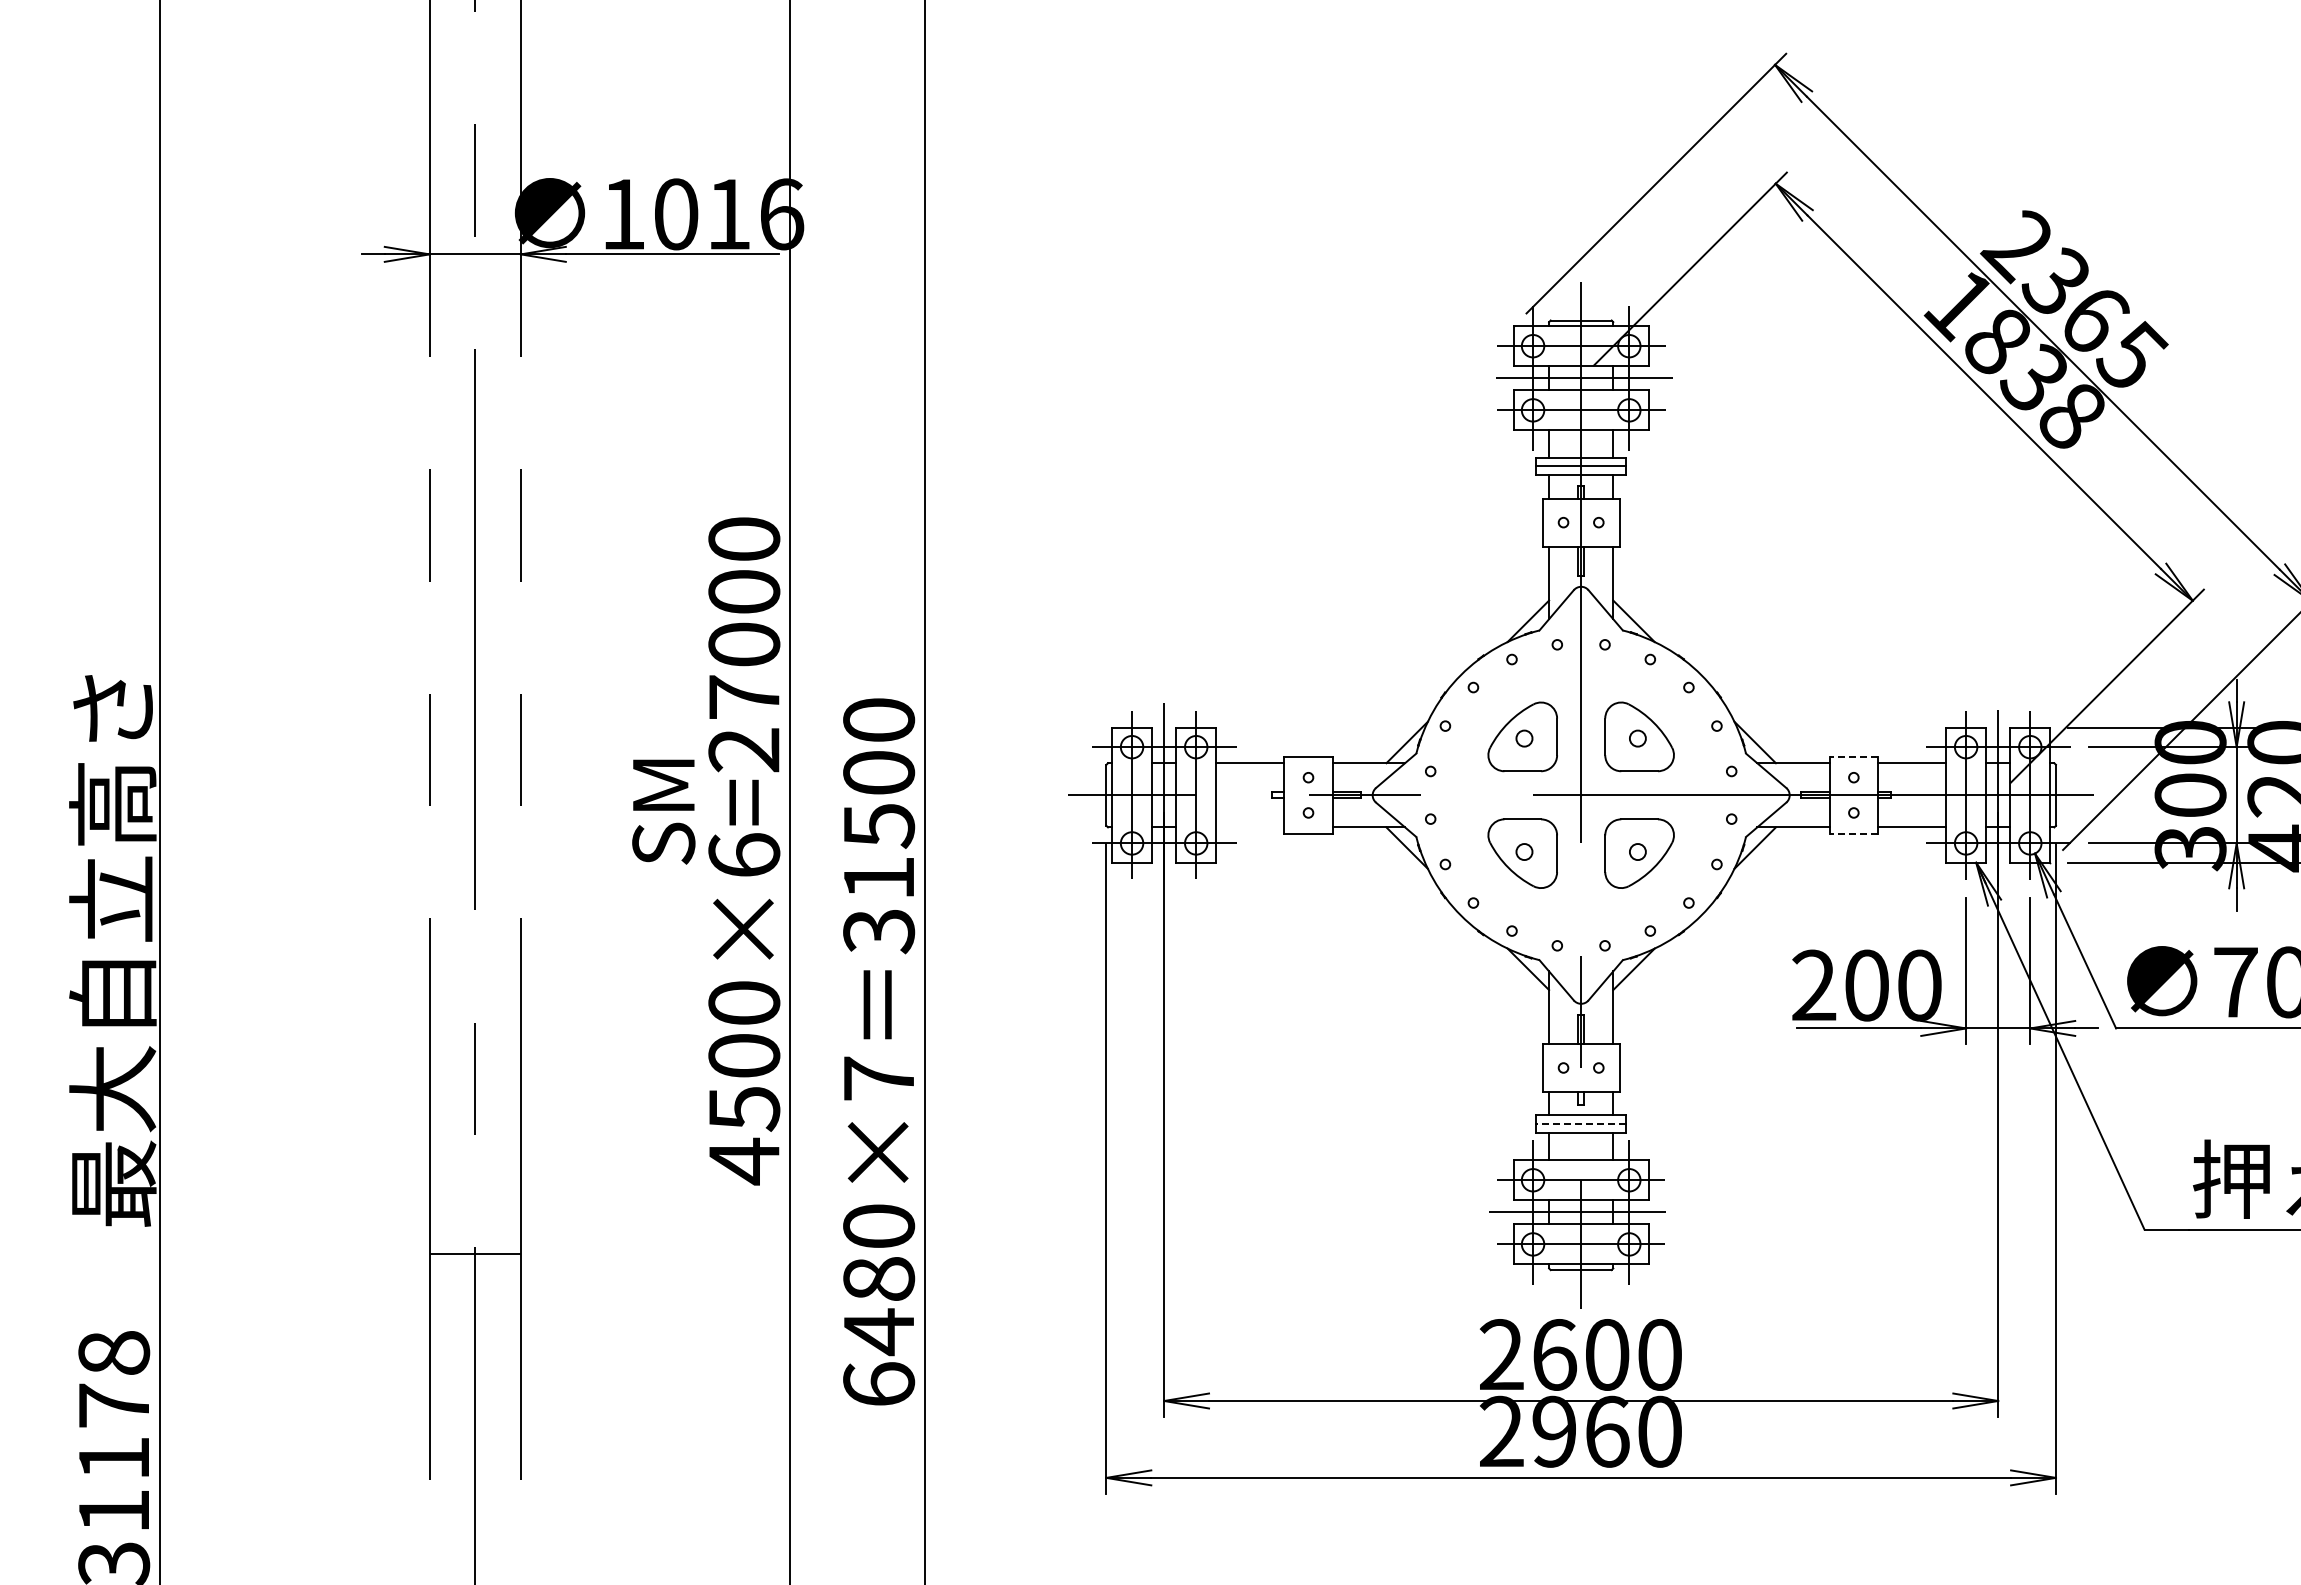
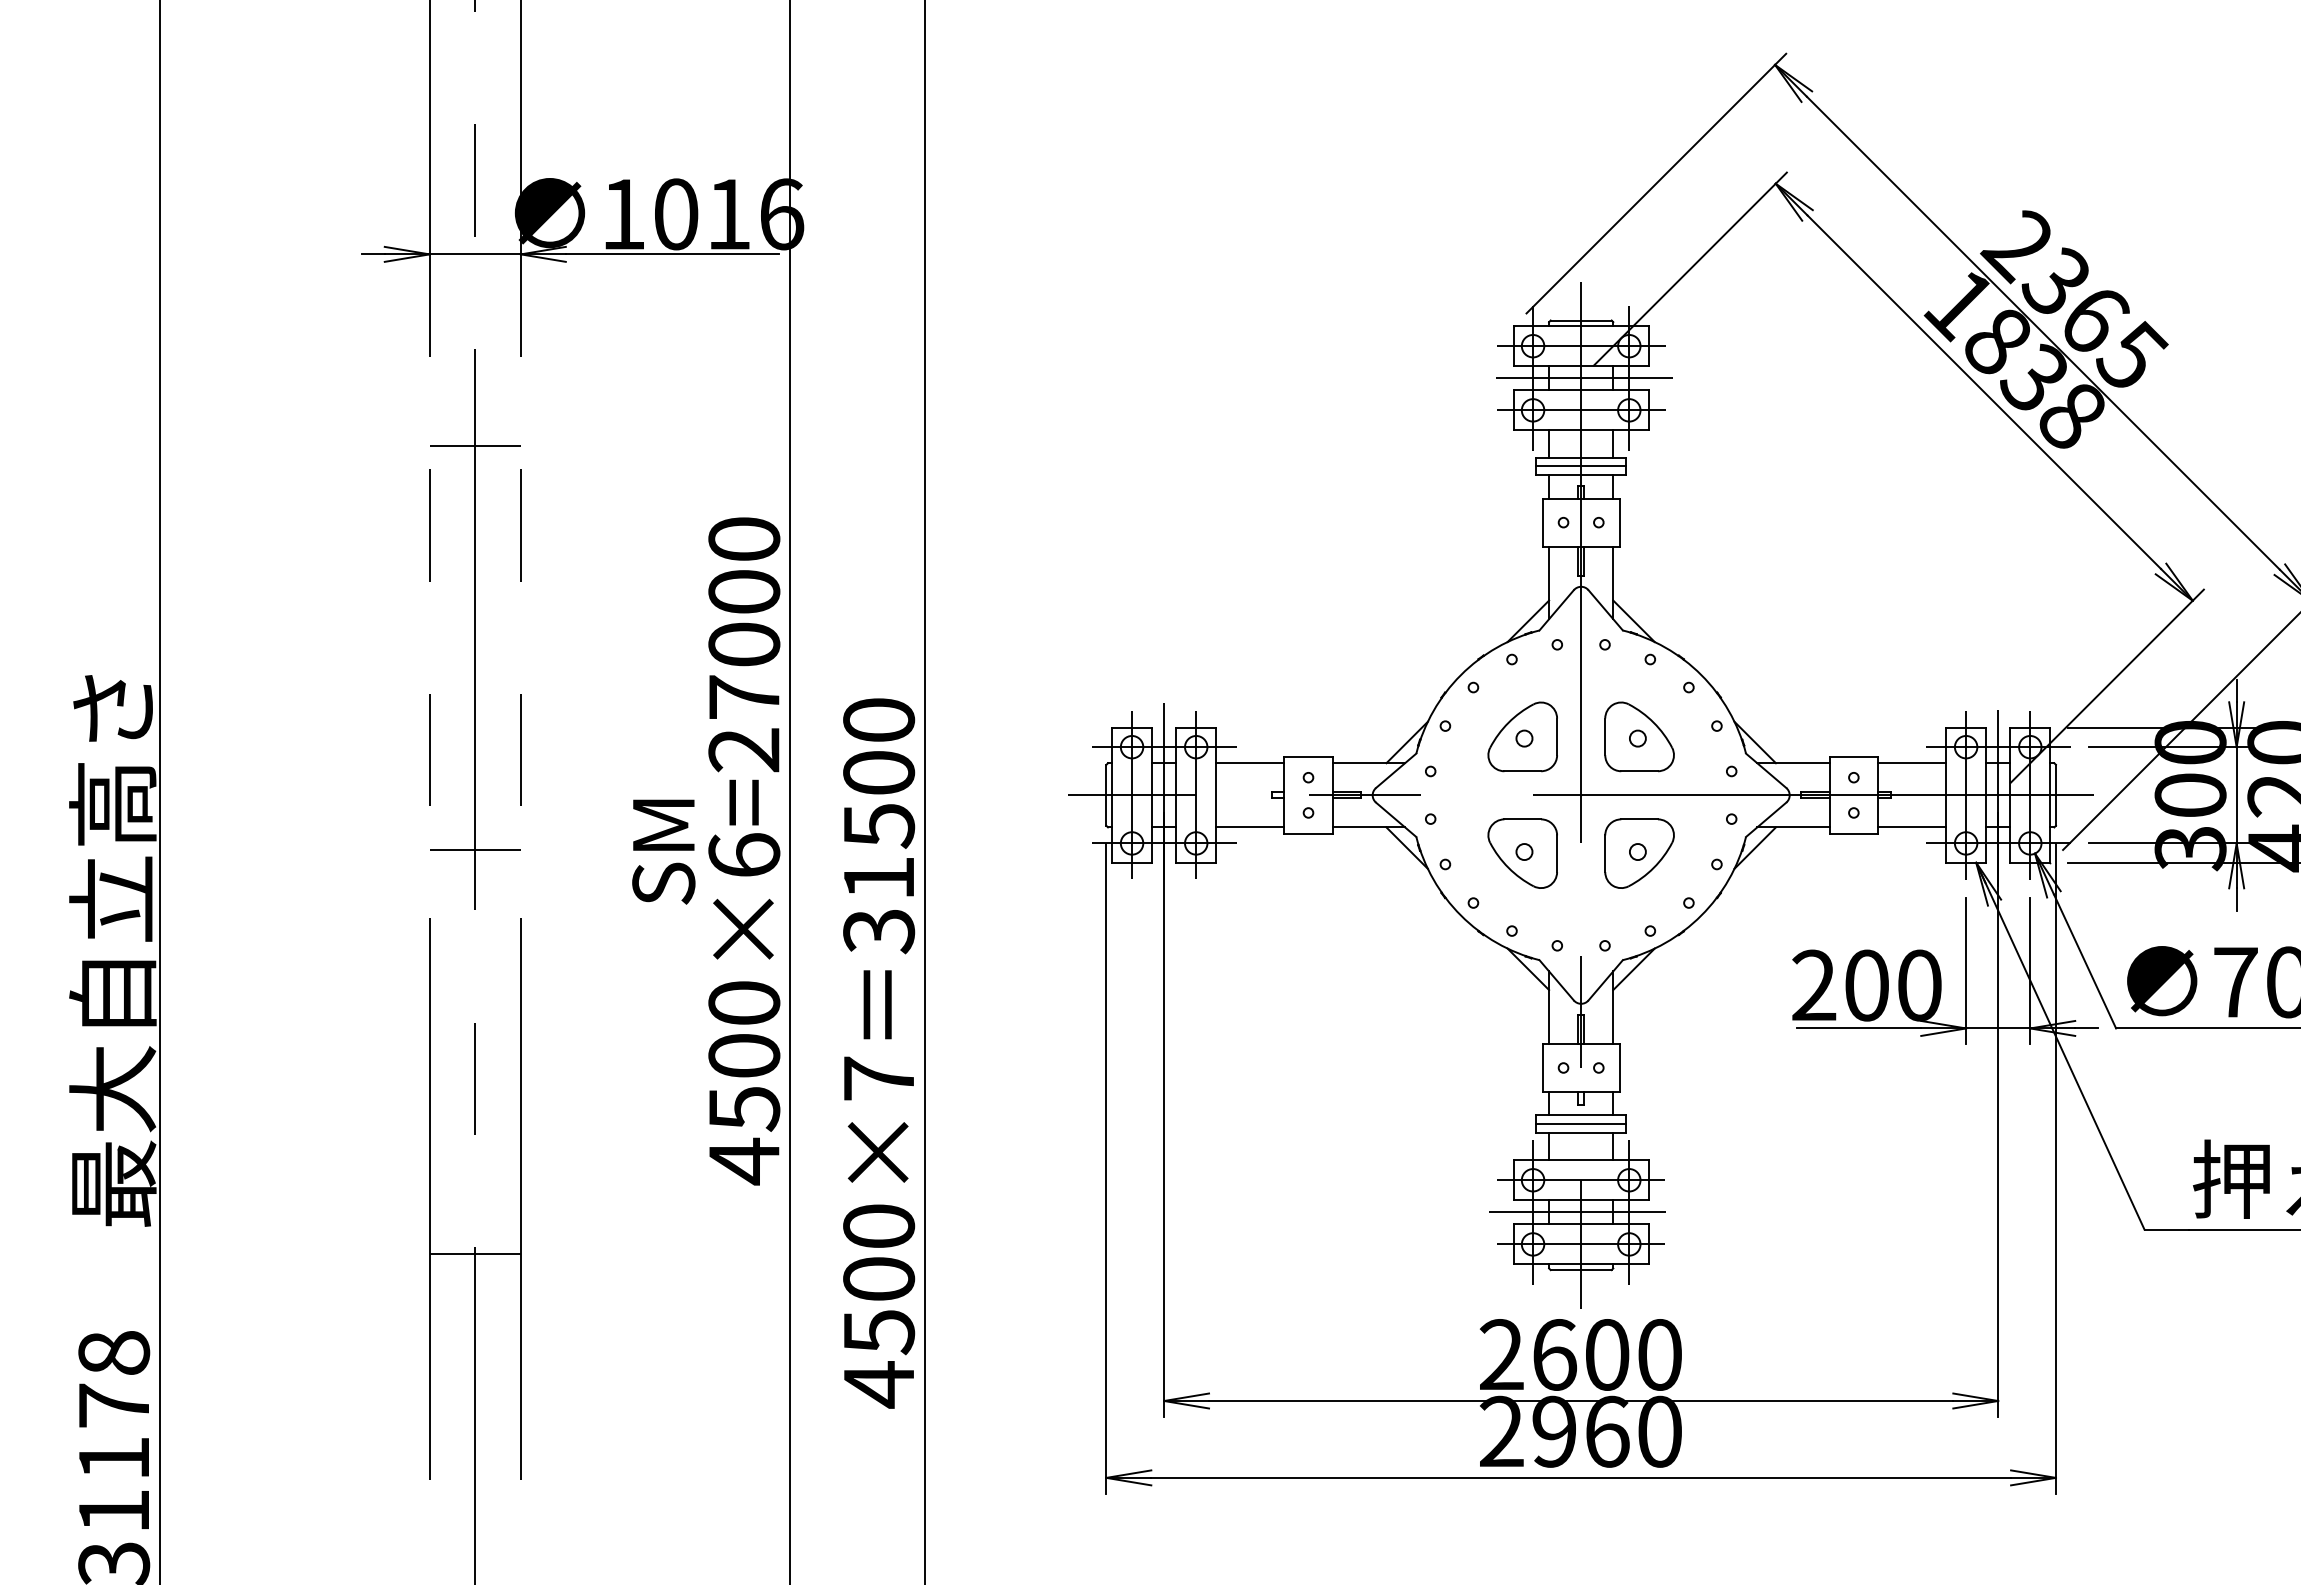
line: none -> present (474, 445)
line: dashed -> solid (1853, 756)
text position: (663, 811) -> (663, 851) (663, 851)
line: none -> present (1250, 827)
line: dashed -> solid (1853, 833)
line: none -> present (474, 850)
line: dashed -> solid (1581, 1124)
text: 6480×7 -> 4500×7 (879, 1332)
